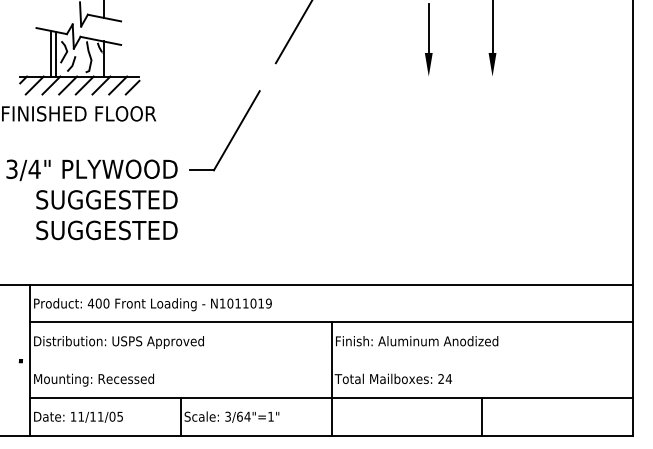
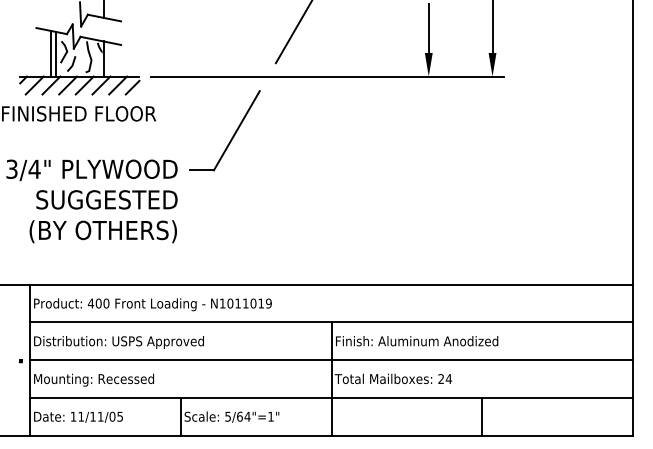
line: none -> present (327, 76)
text: SUGGESTED -> (BY OTHERS) (103, 231)
line: none -> present (331, 360)
text: 3/64"=1" -> 5/64"=1" (227, 415)
